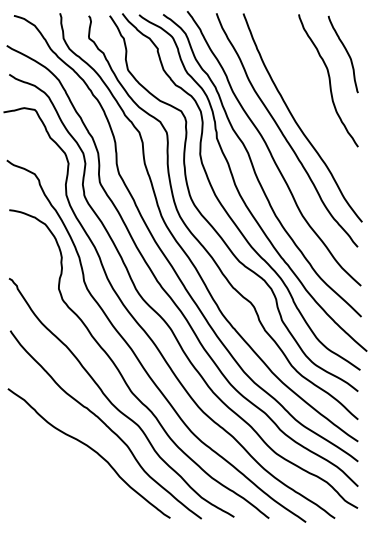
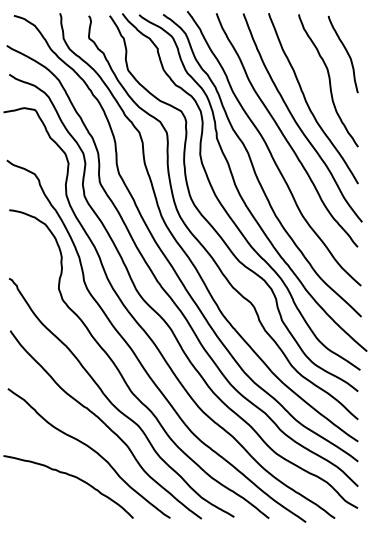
curve: none -> present (307, 101)
curve: none -> present (70, 476)
